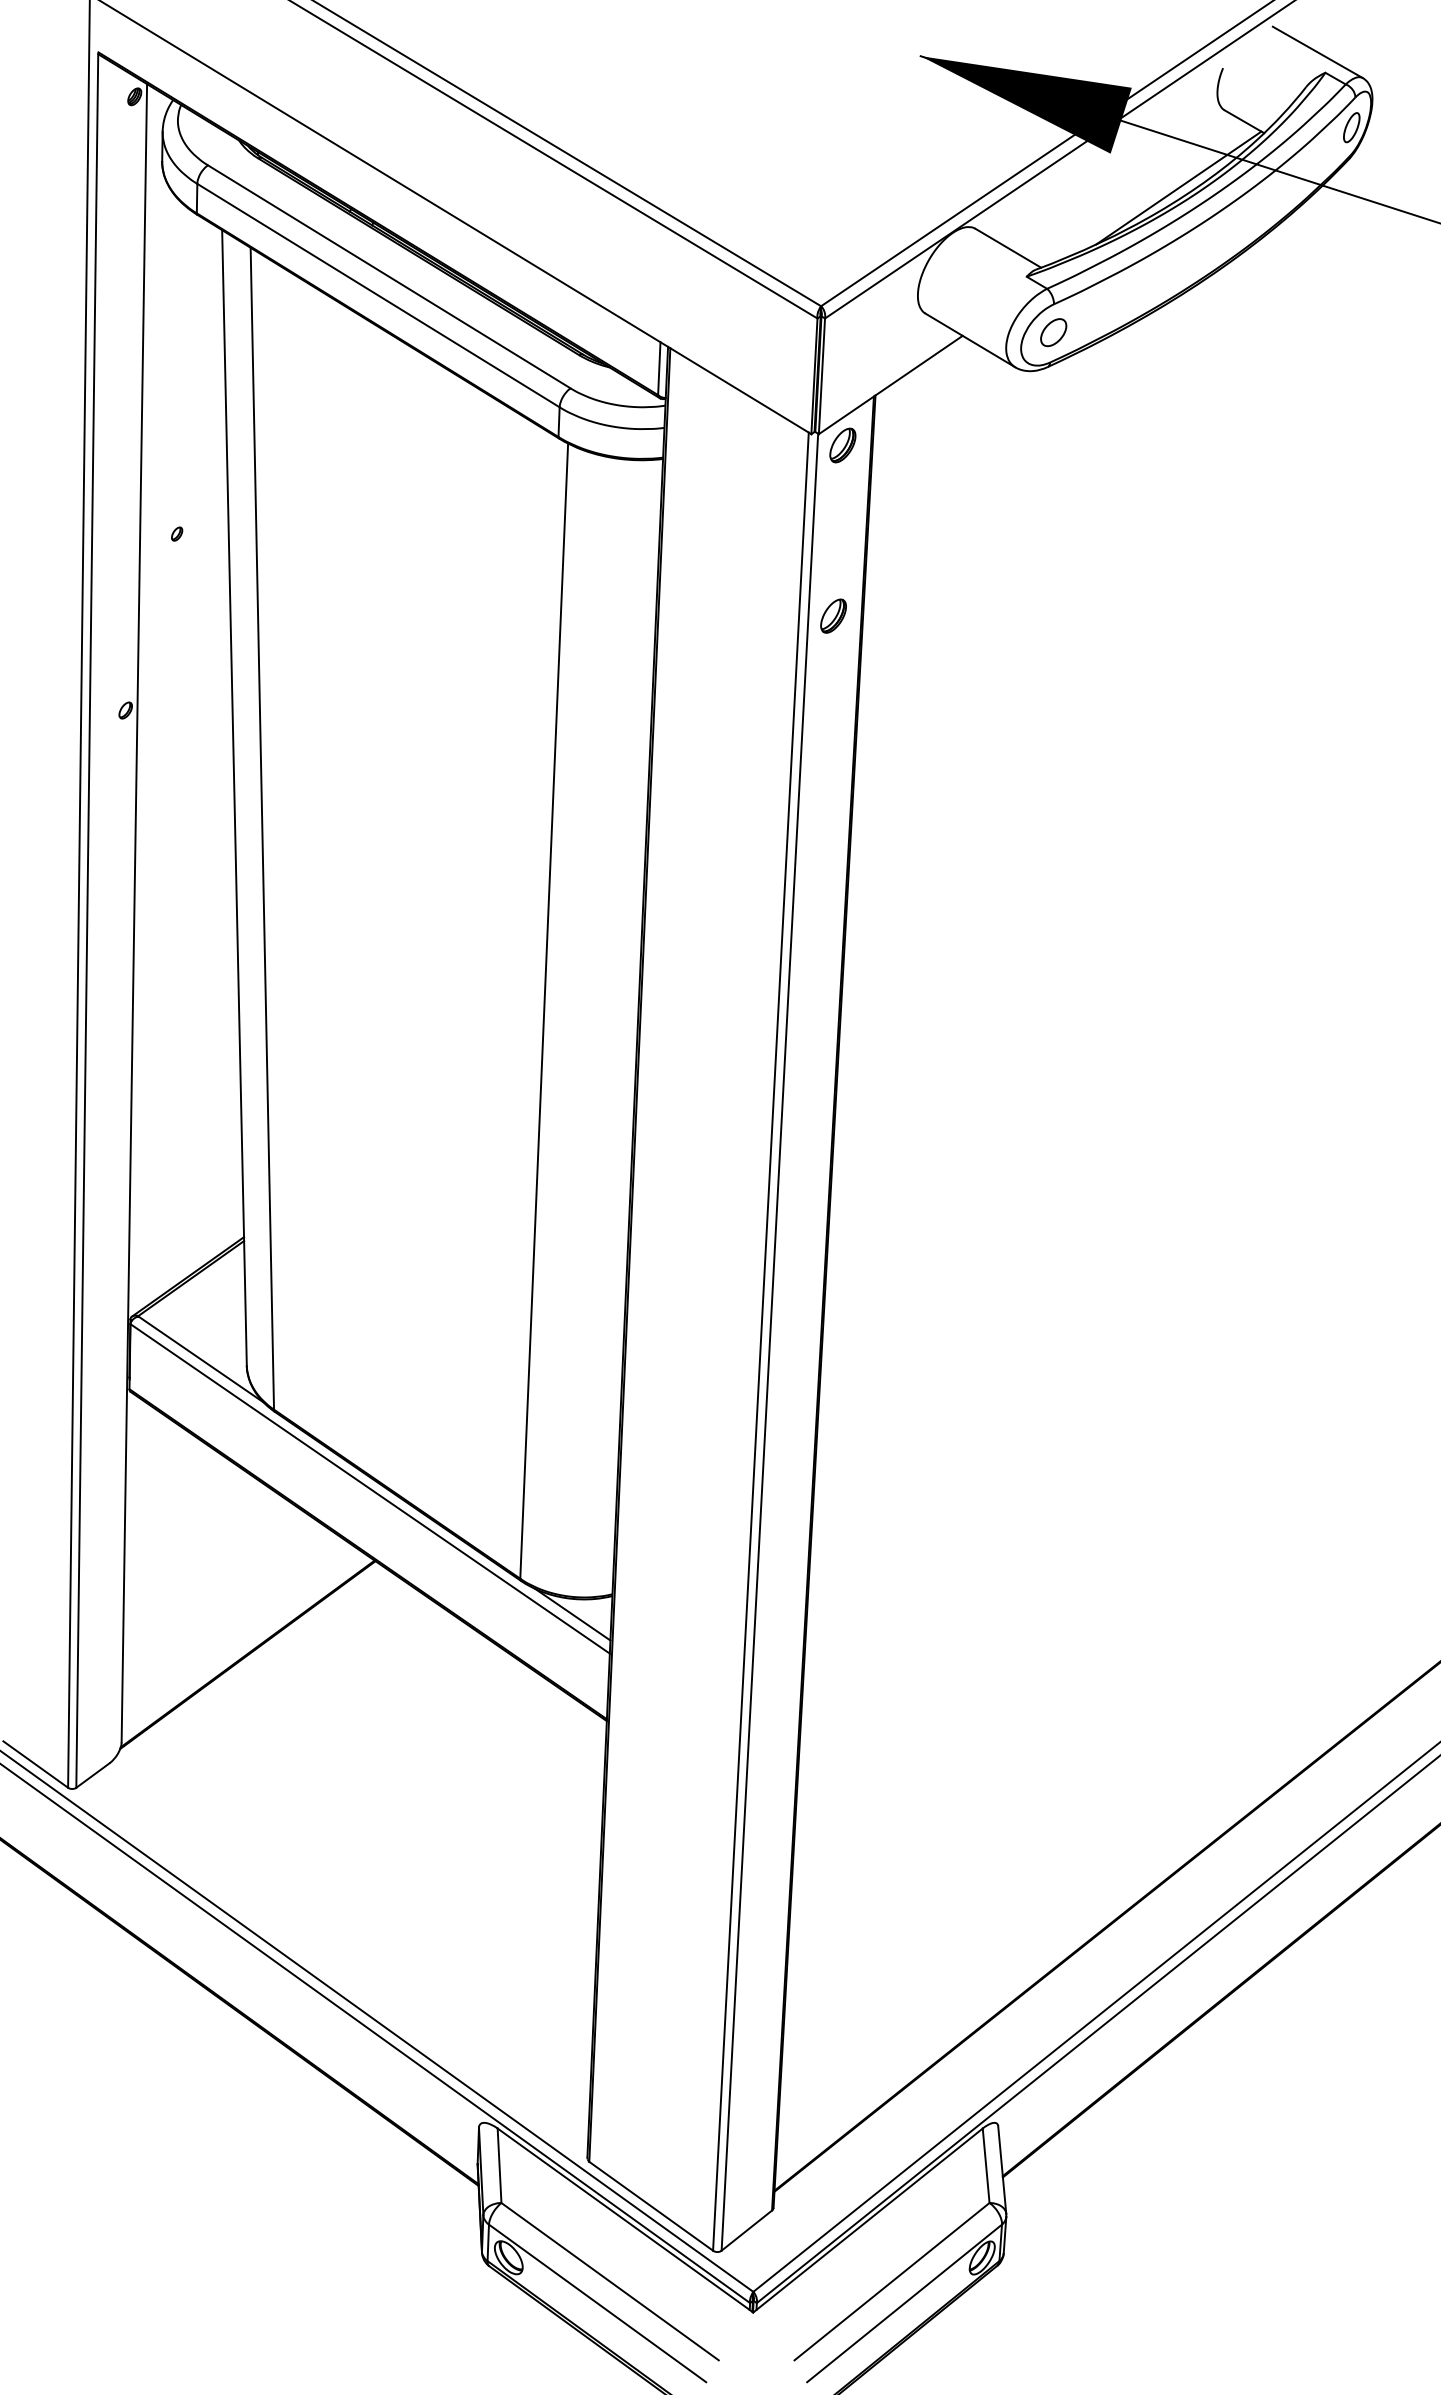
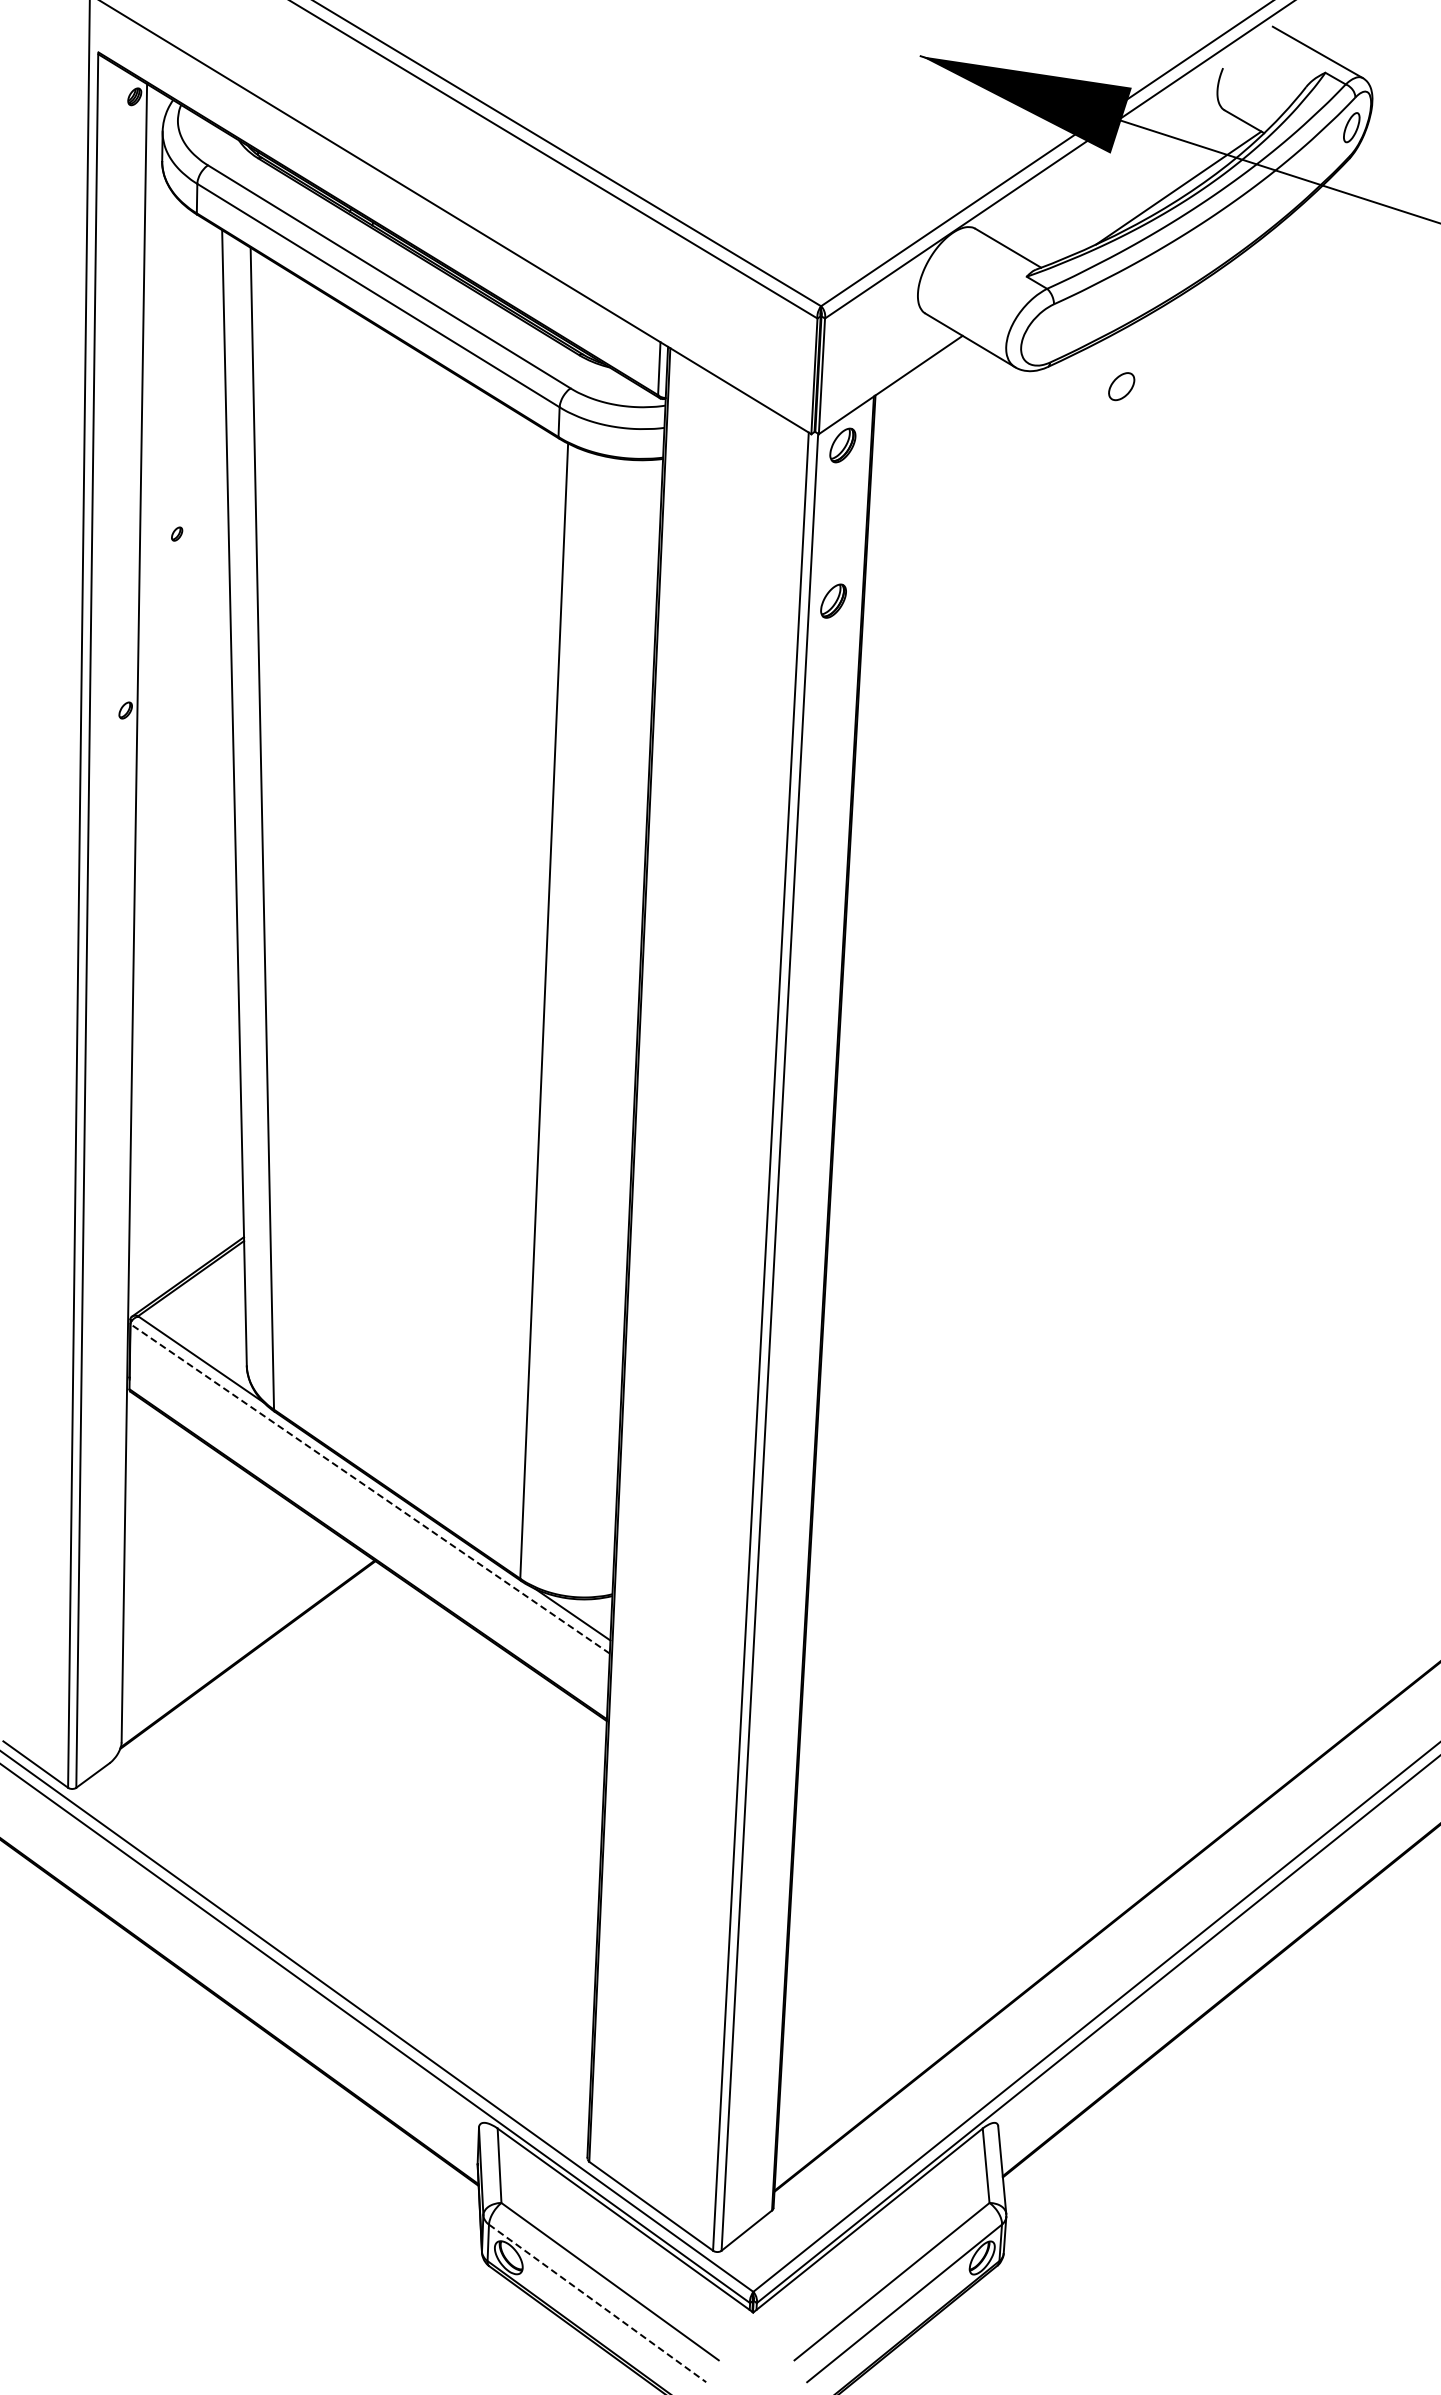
part position: (1053, 332) -> (1121, 386) (1121, 386)
part position: (833, 615) -> (833, 600) (833, 600)
line: solid -> dashed (370, 1488)
line: solid -> dashed (598, 2303)
